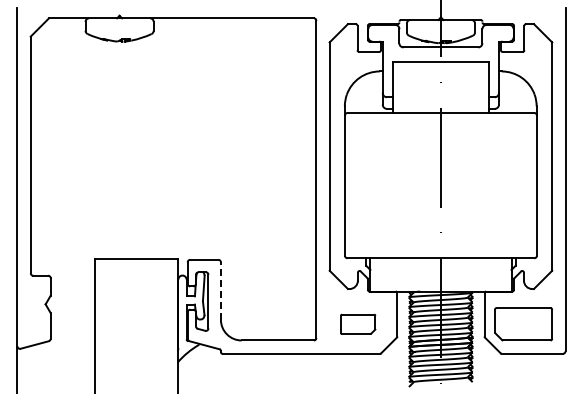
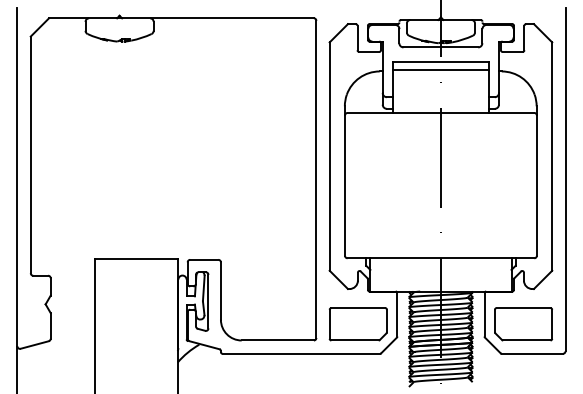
line: none -> present (440, 69)
line: dashed -> solid (220, 291)
part size: 37x22 px -> 60x35 px (357, 324)
